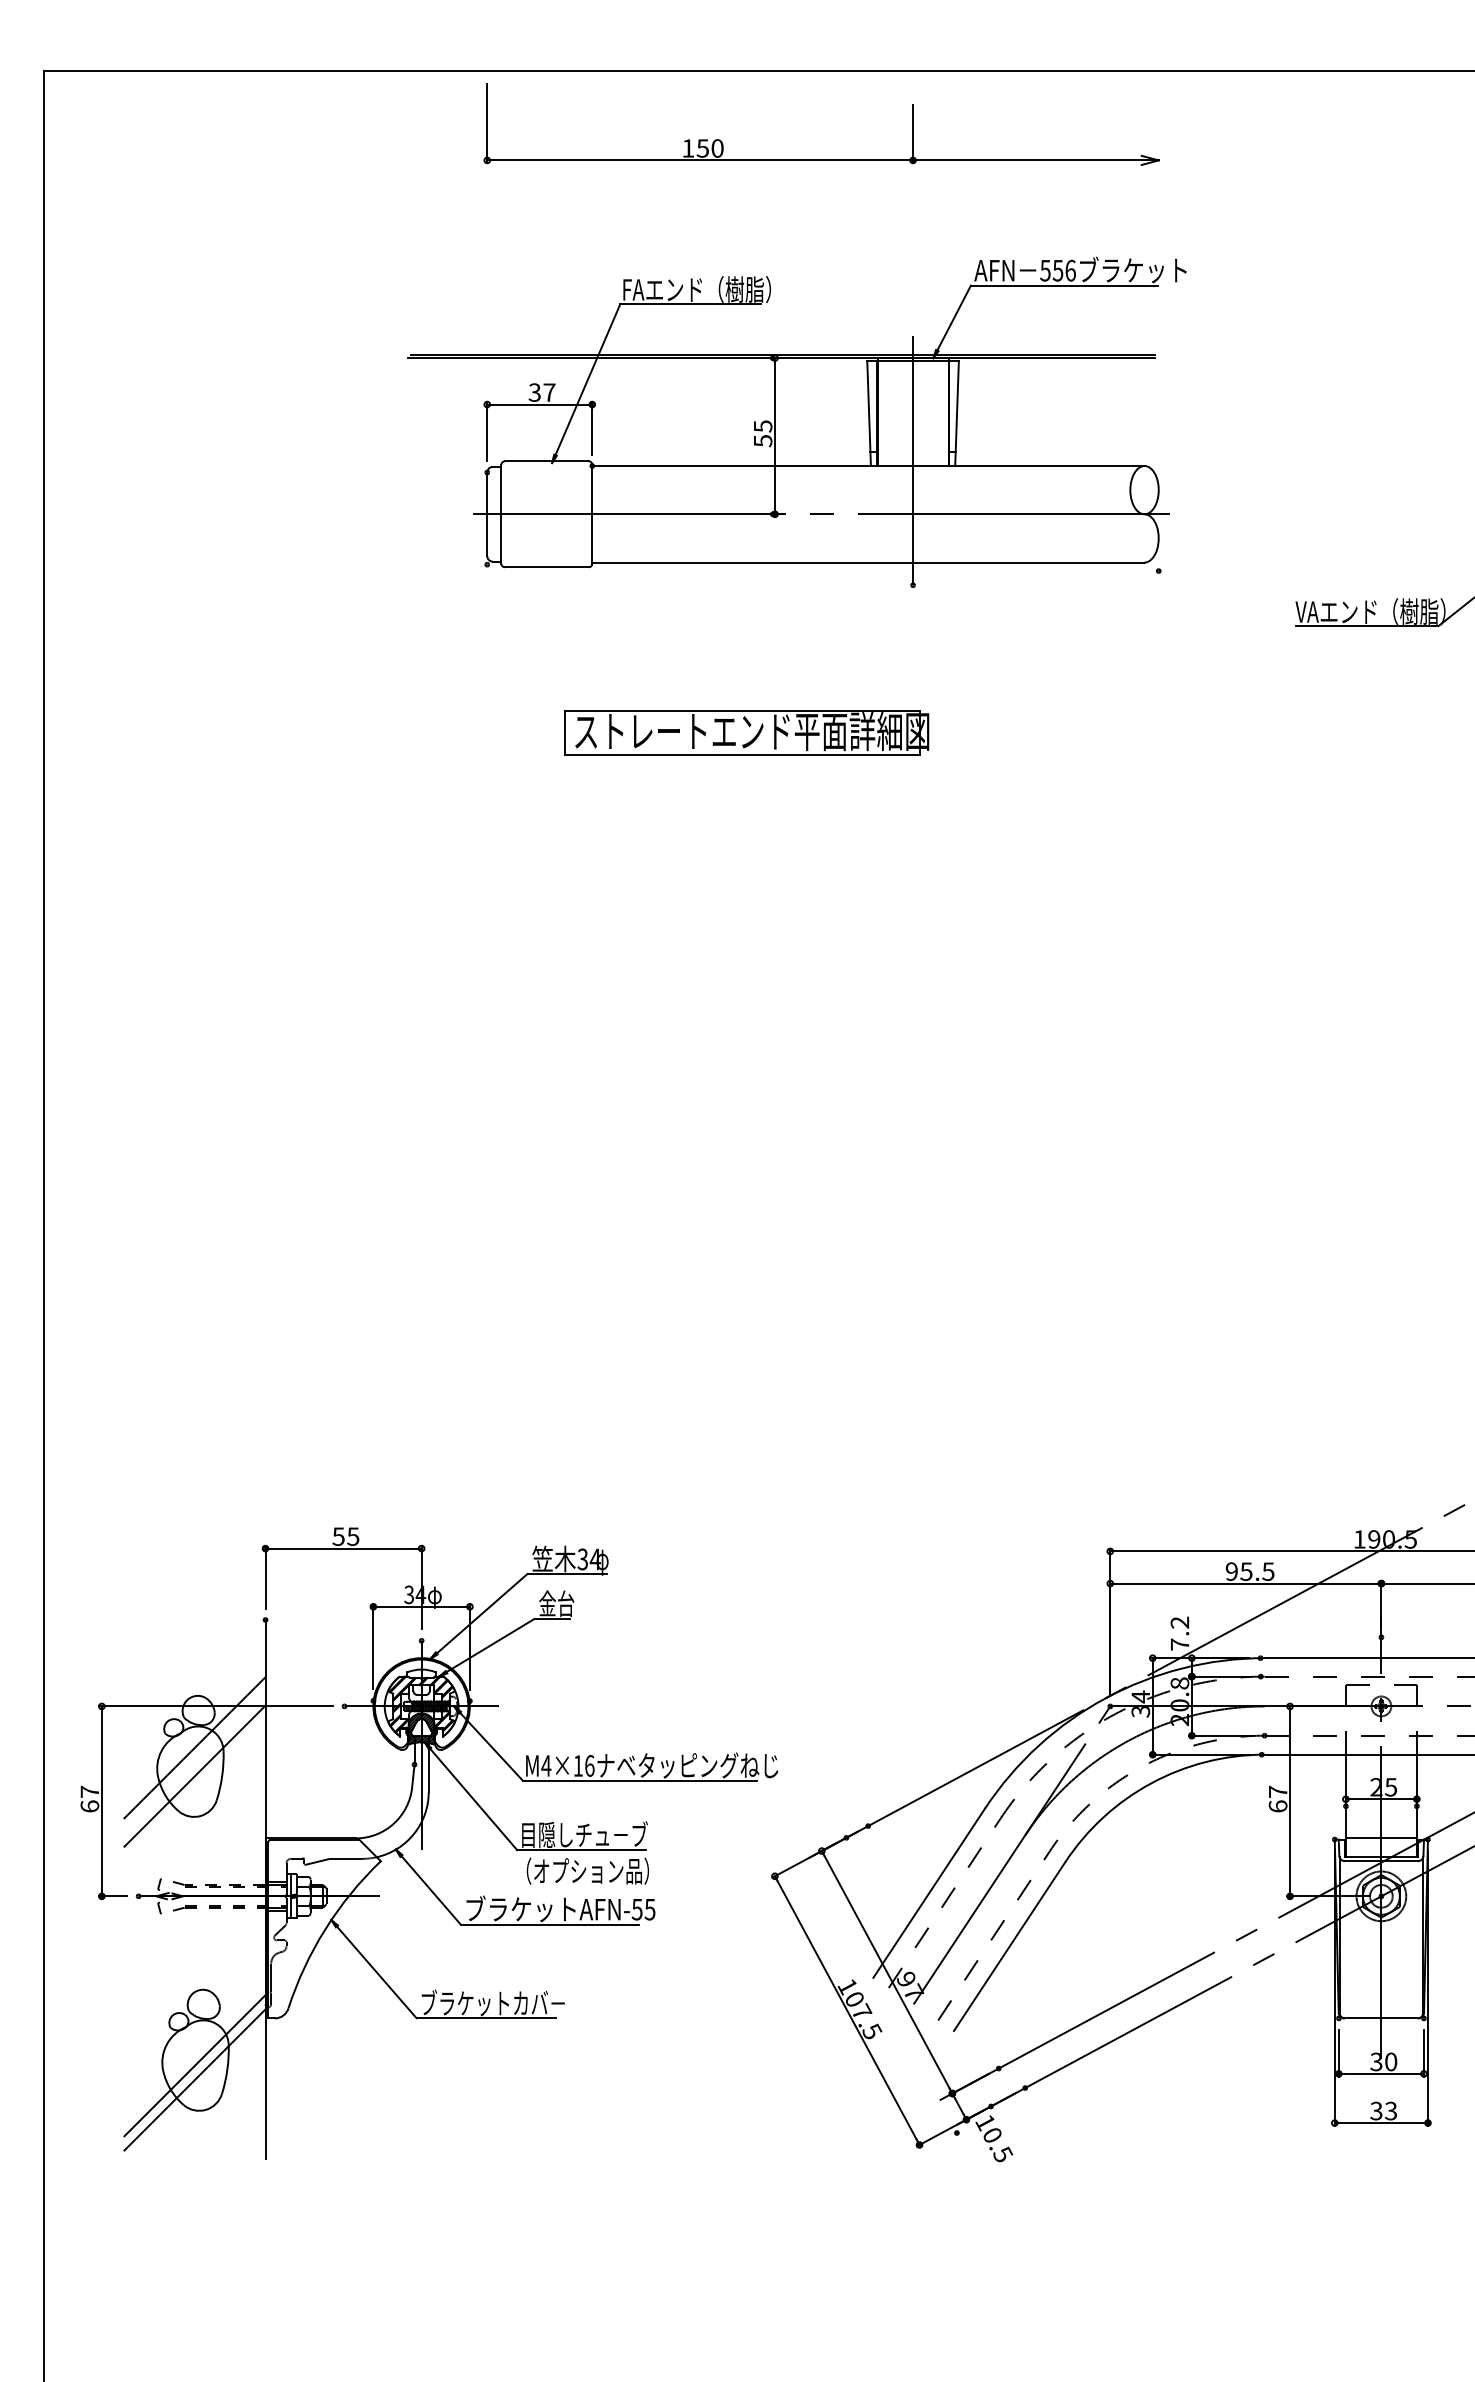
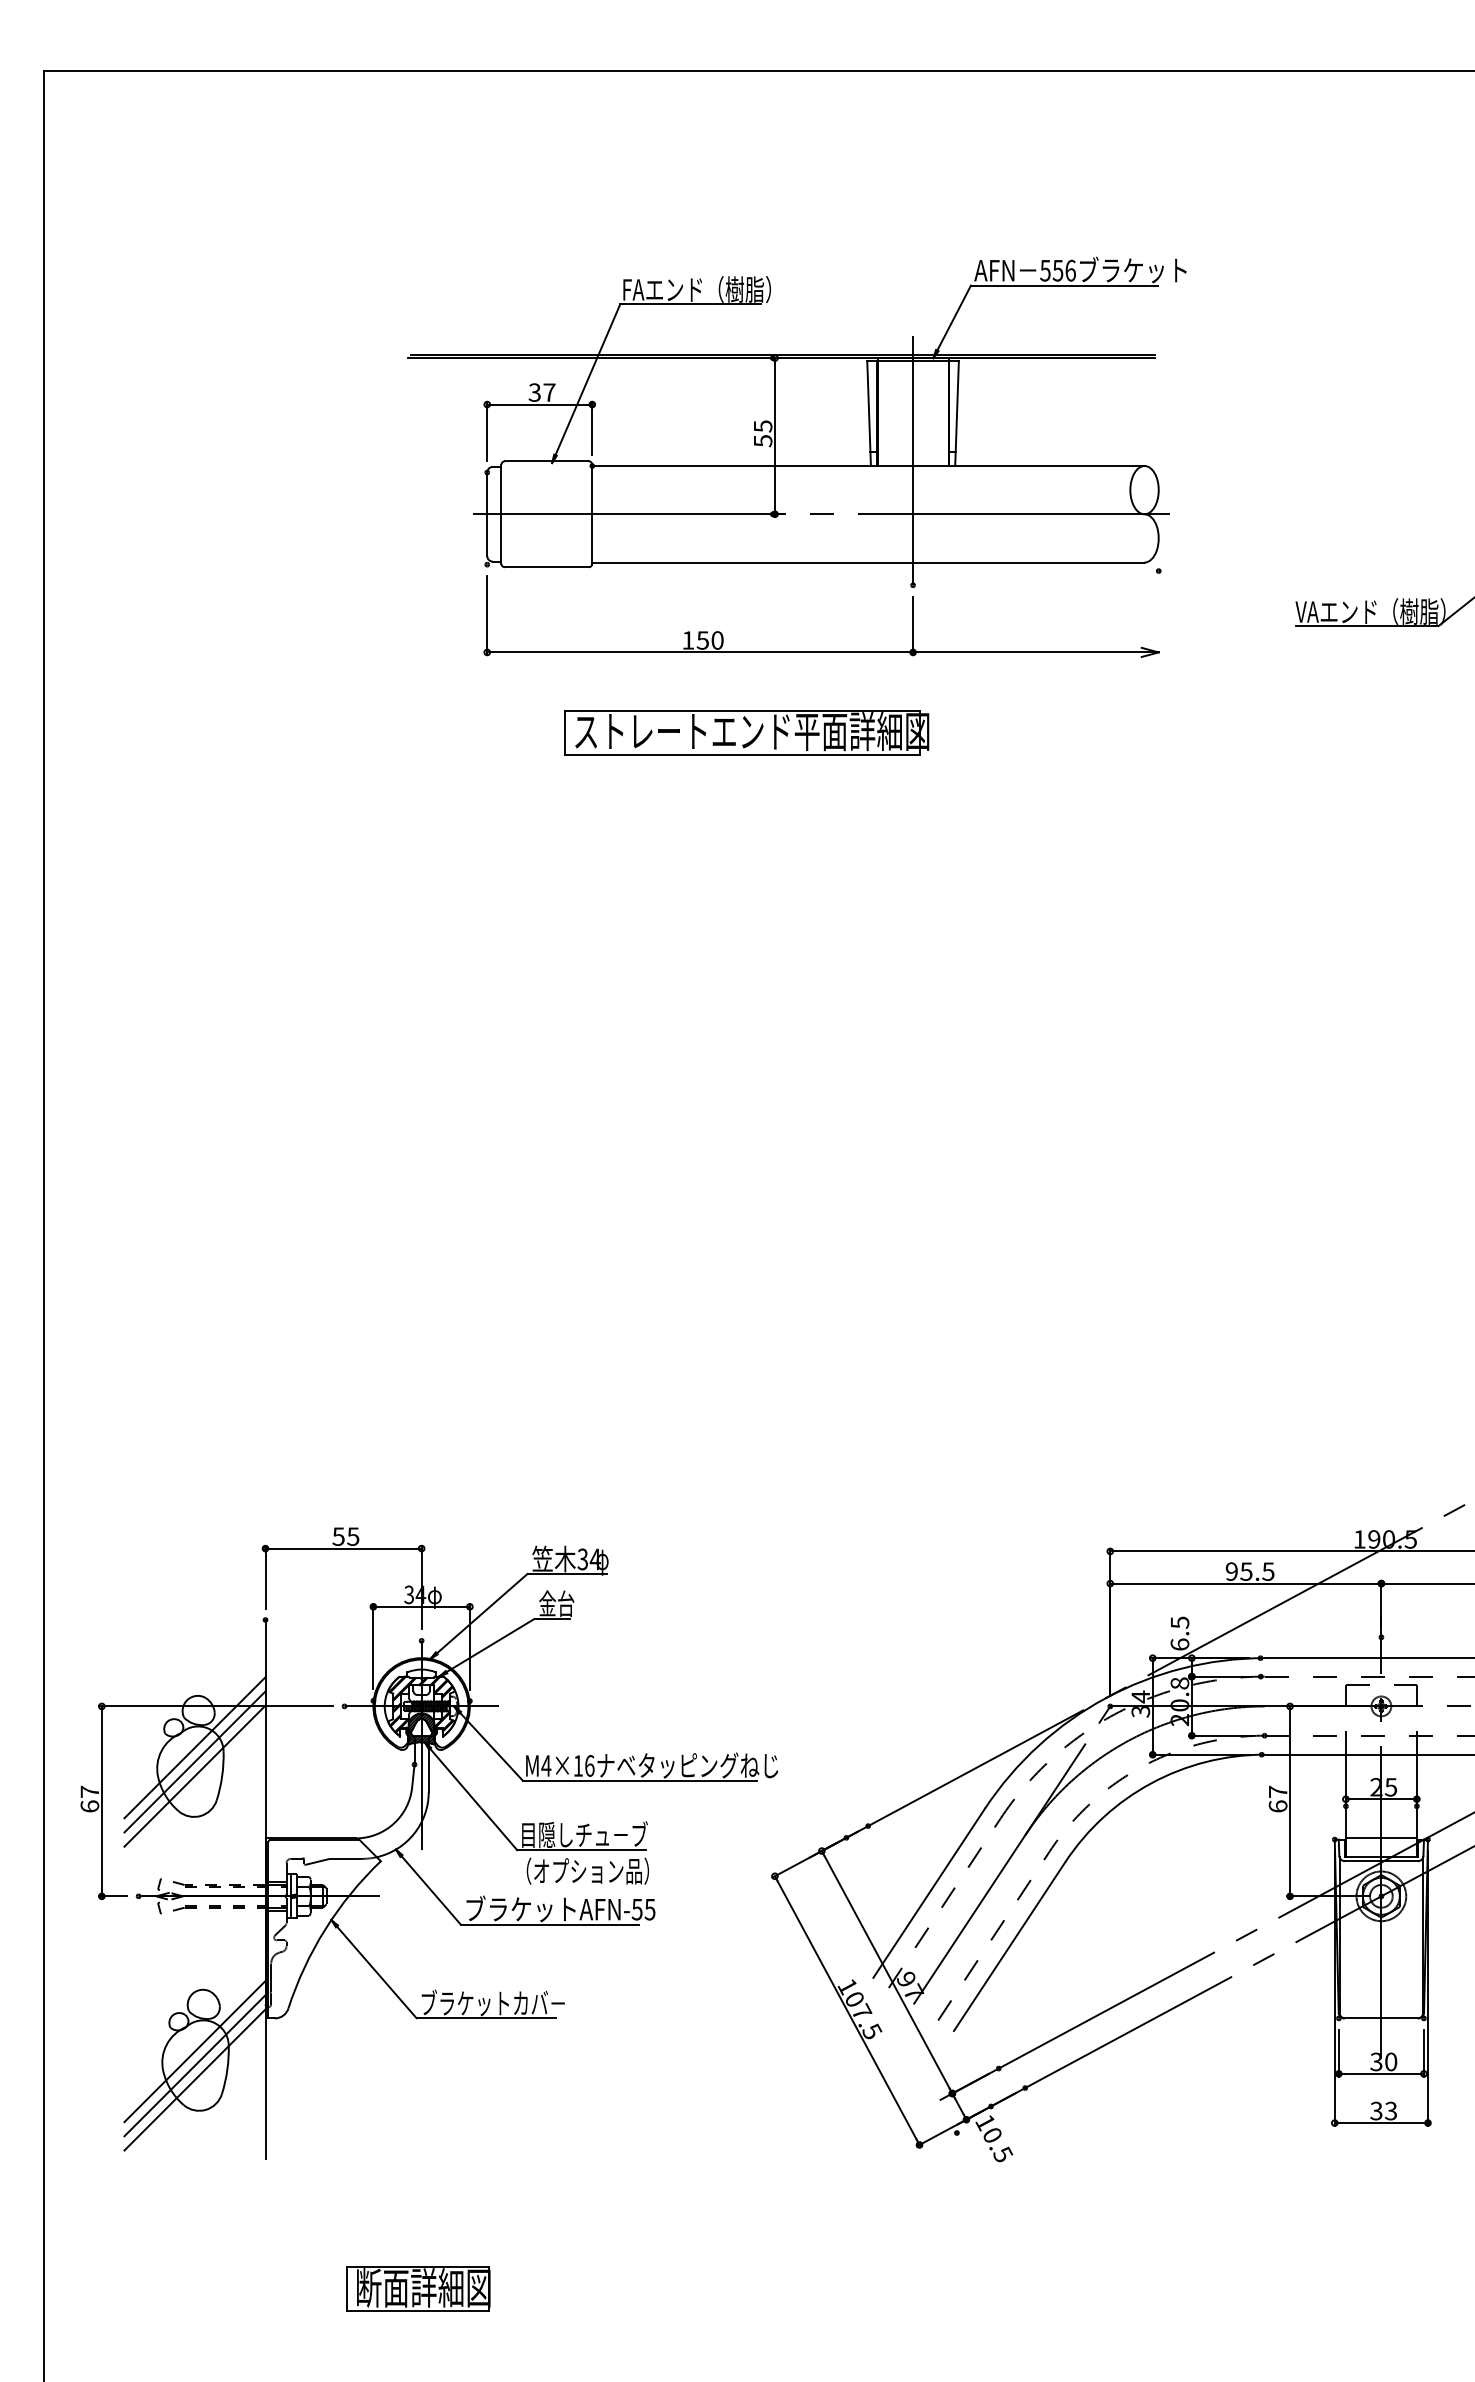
part position: (821, 159) -> (821, 651) (821, 651)
text: 7.2 -> 6.5 (1179, 1633)
line: none -> present (194, 1761)
line: none -> present (194, 2051)
part: none -> present (418, 2288)
